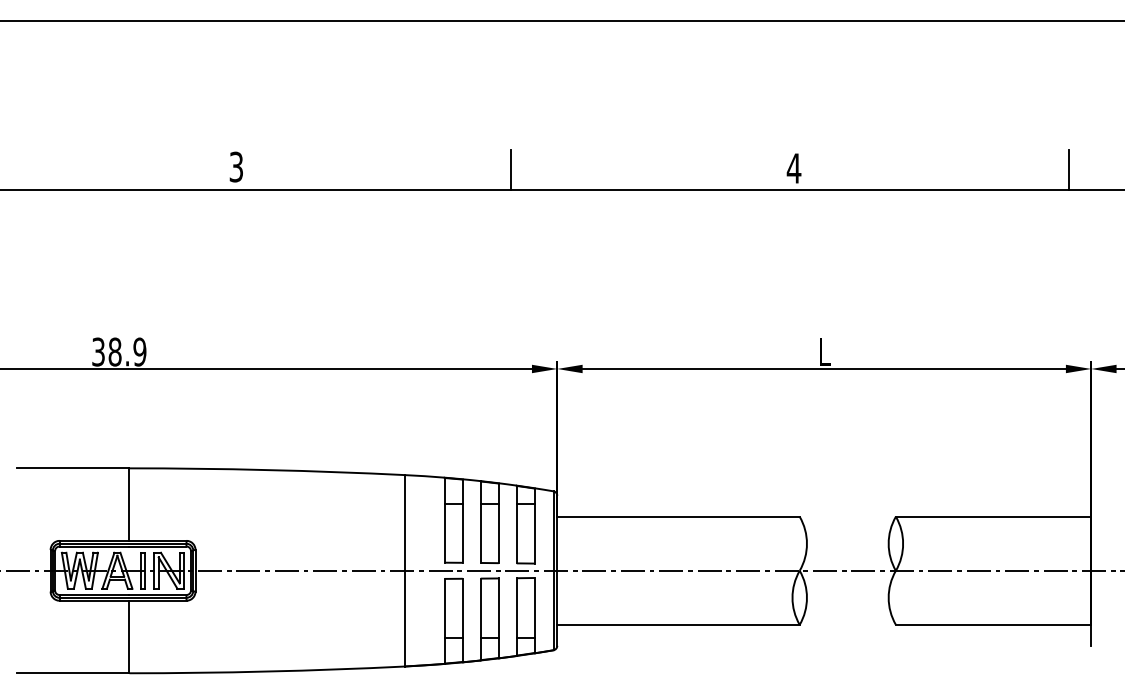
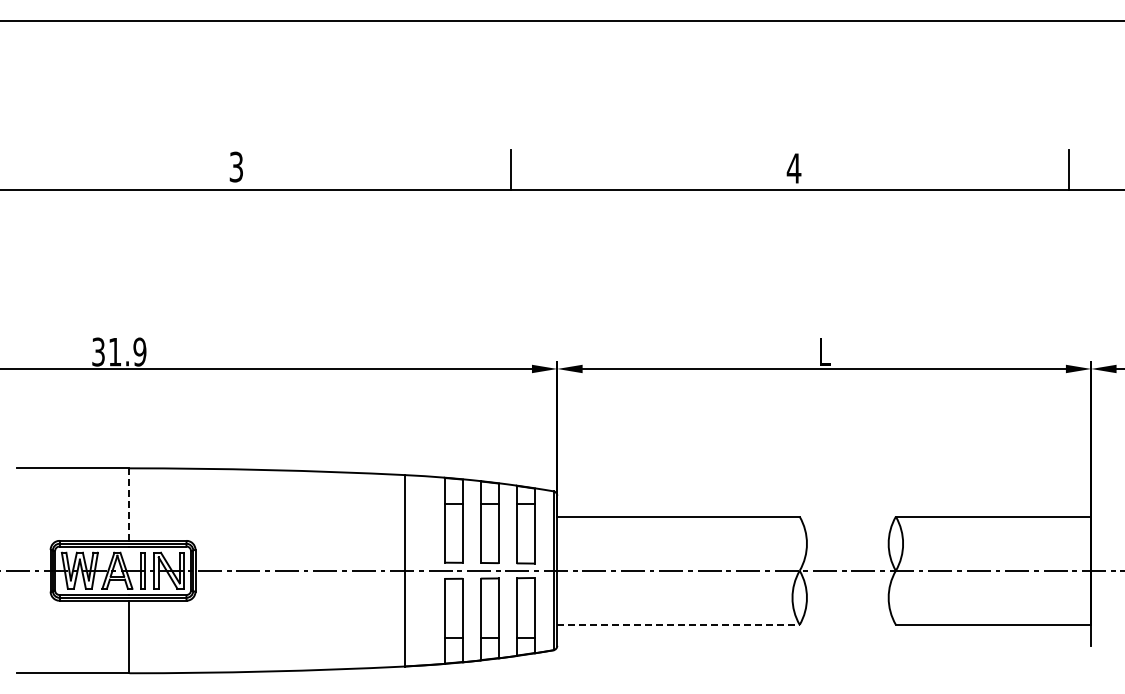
text: 38.9 -> 31.9 (114, 351)
line: solid -> dashed (129, 504)
line: solid -> dashed (679, 624)
